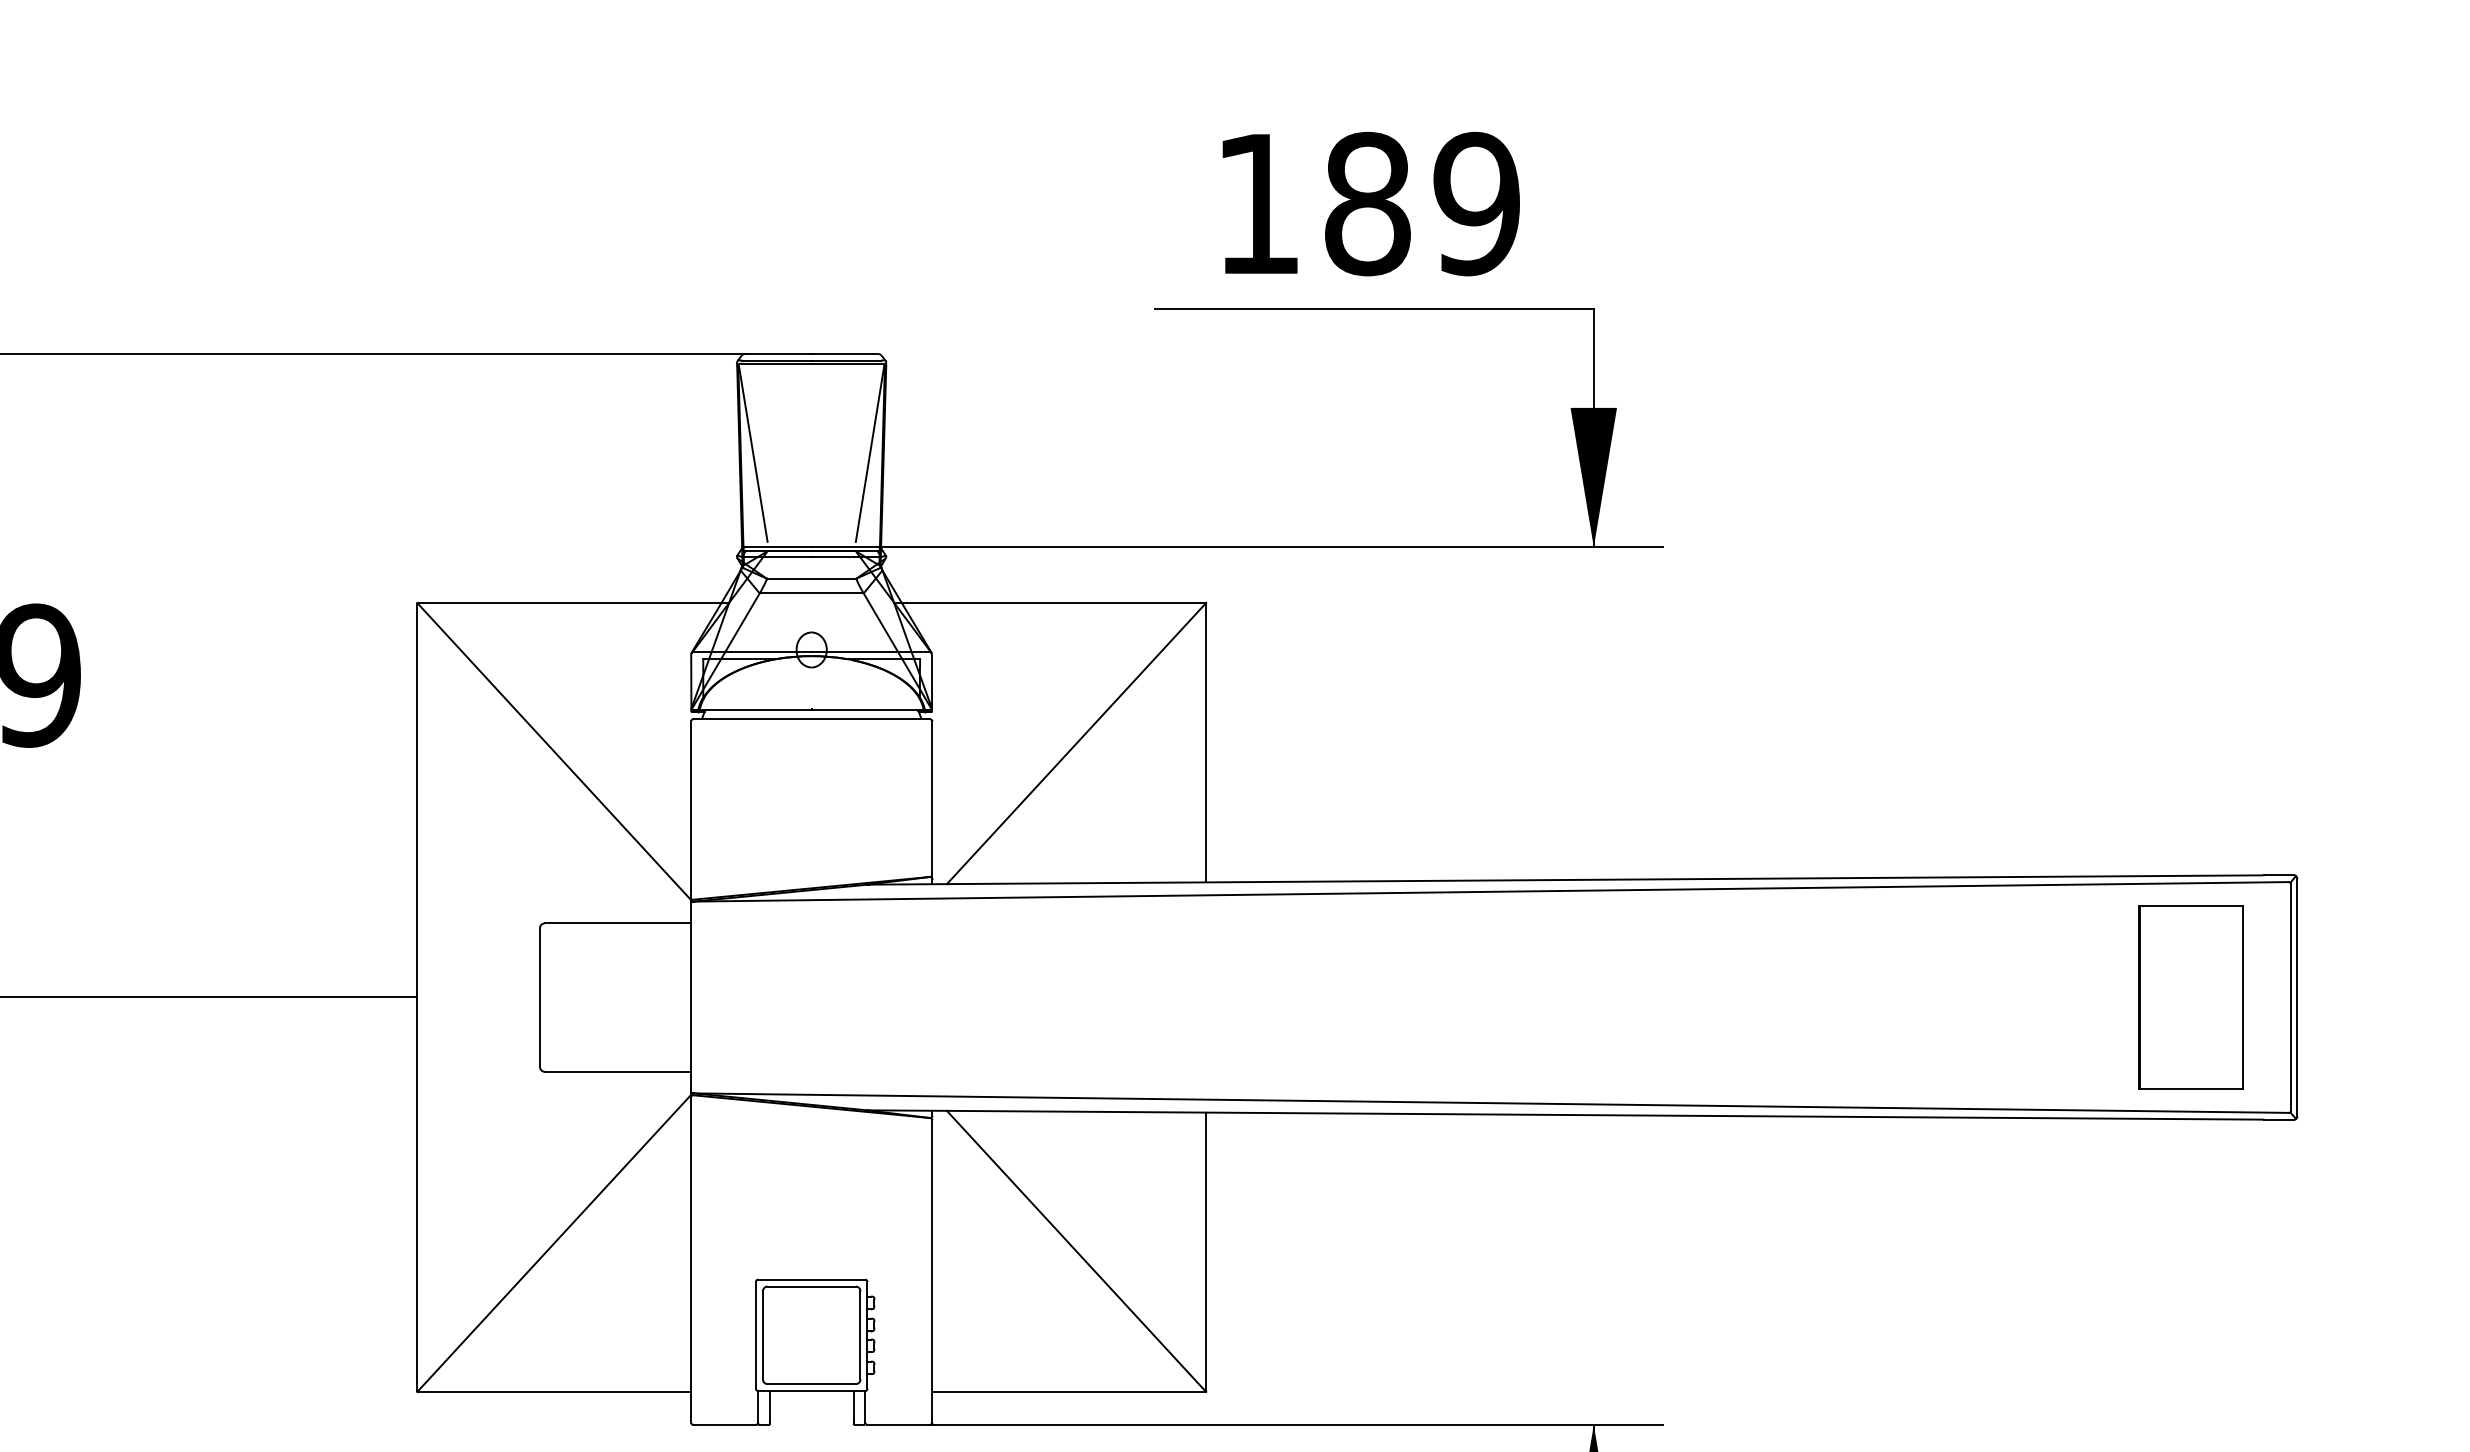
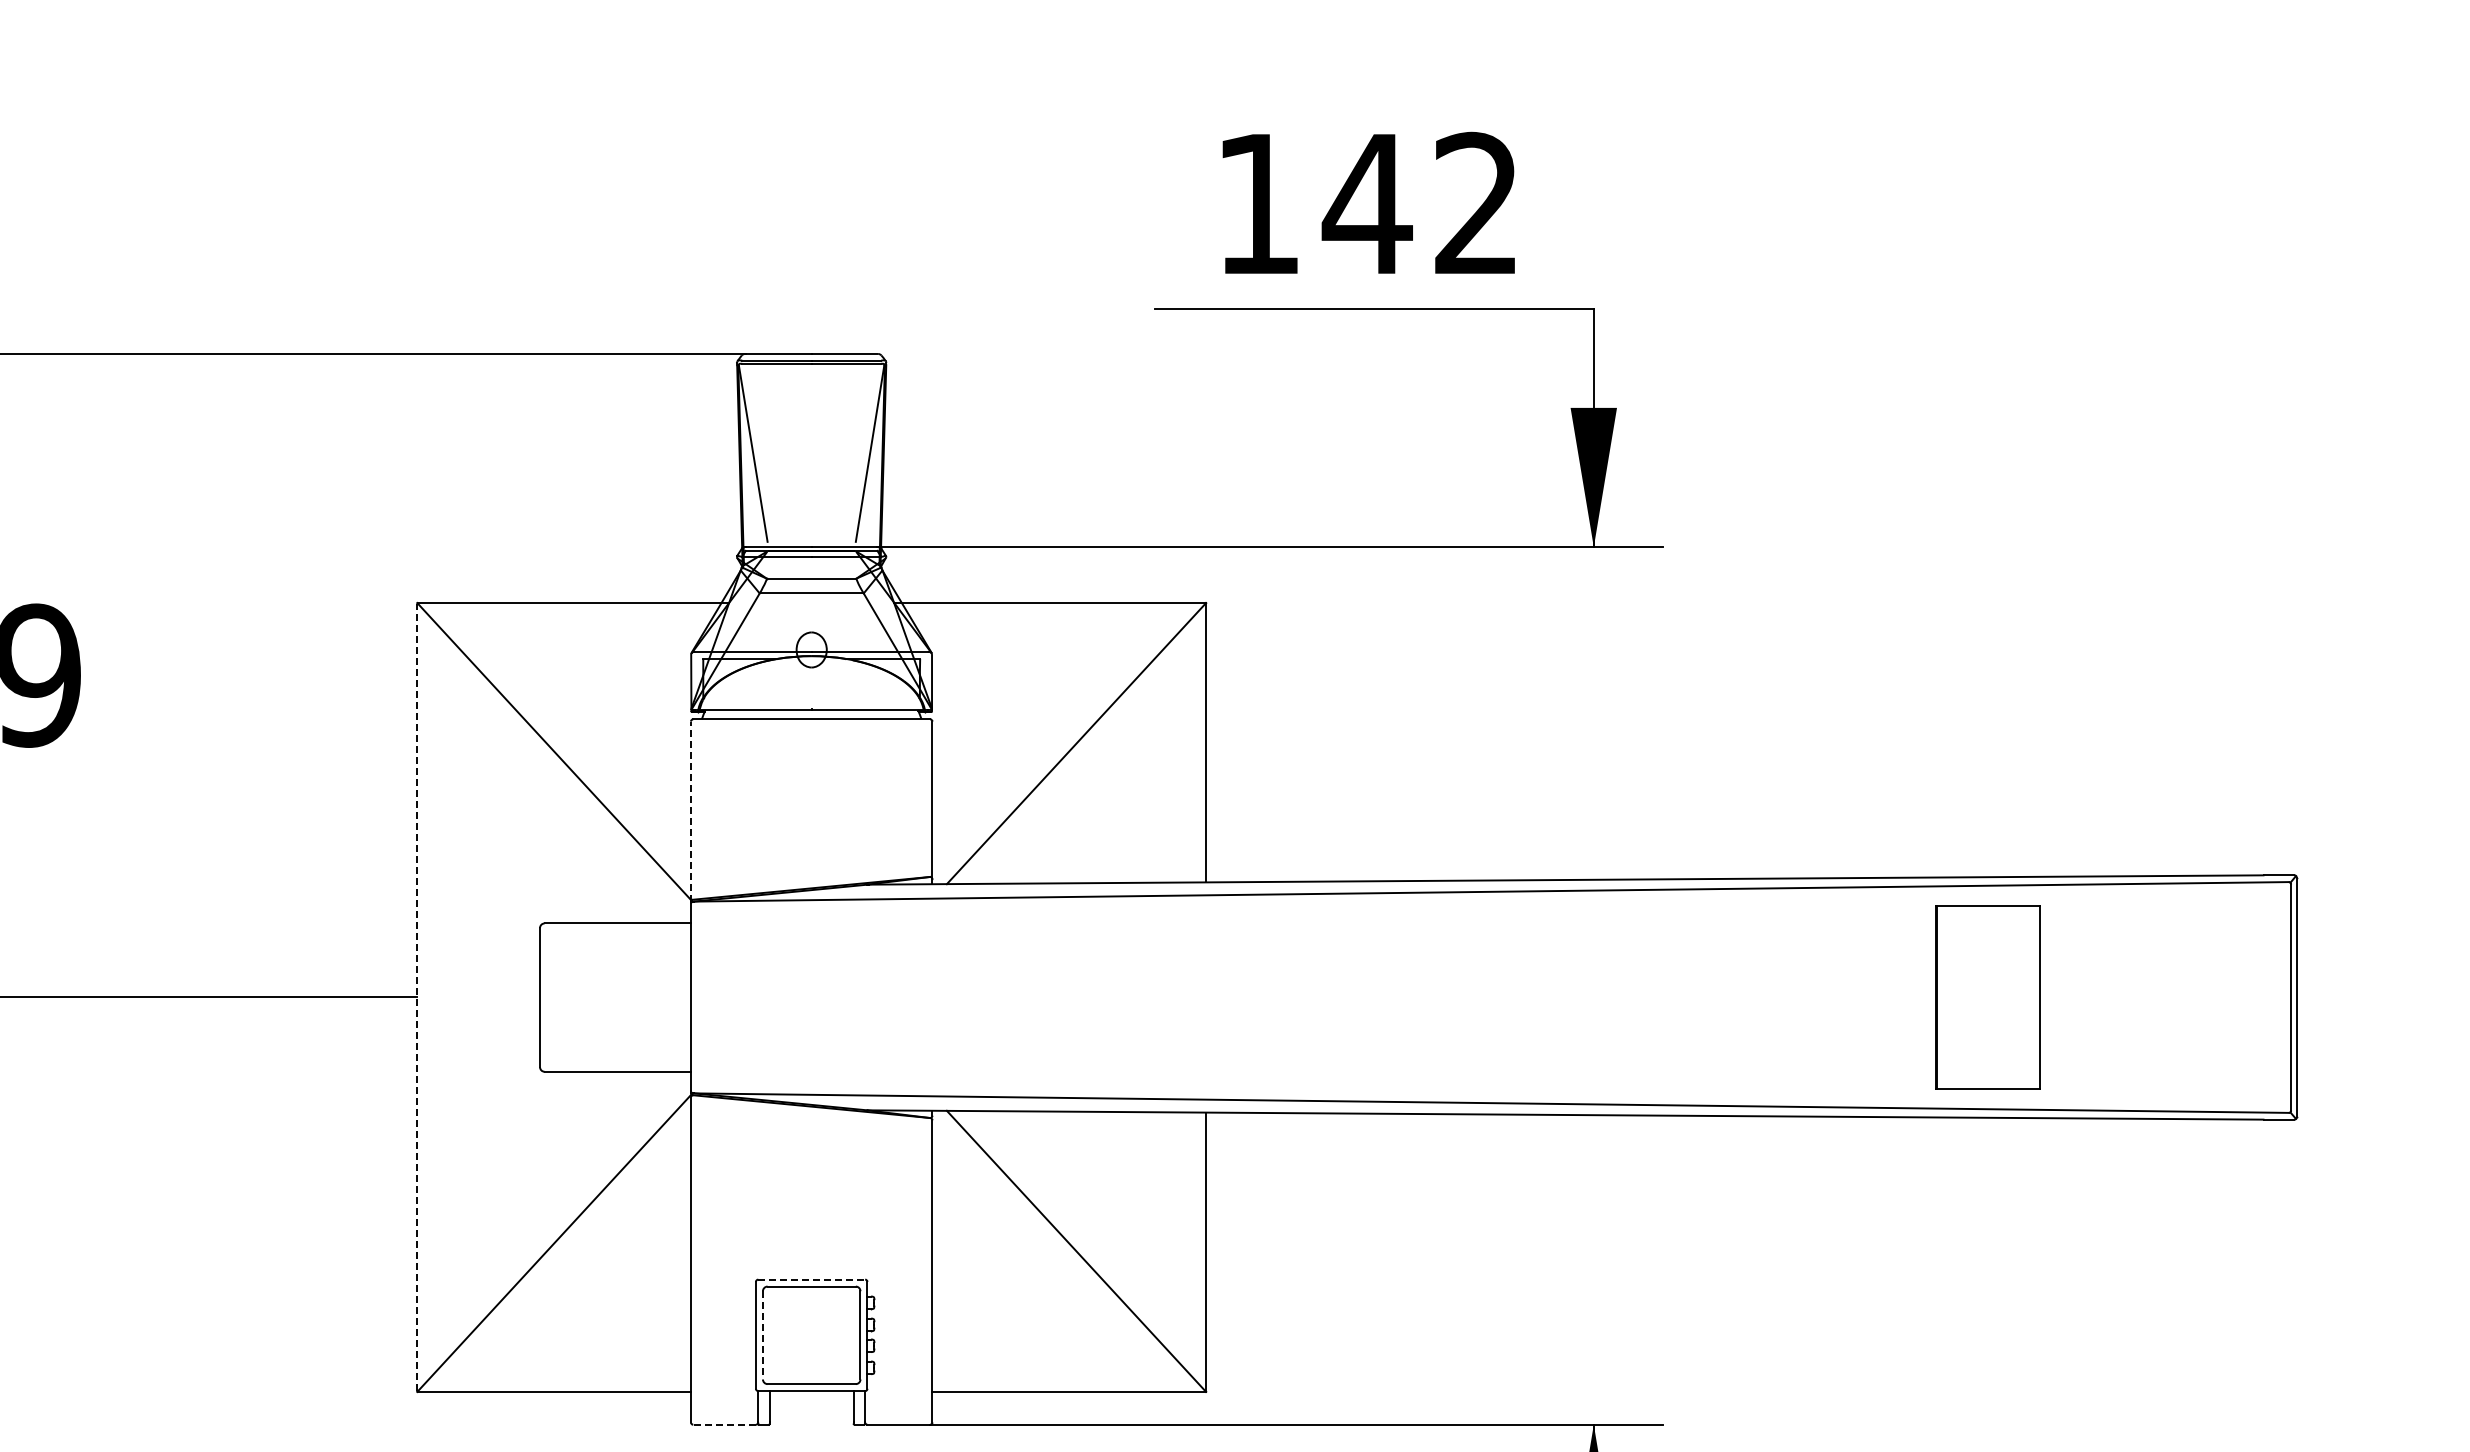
text: 189 -> 142 (1420, 203)
line: solid -> dashed (690, 811)
line: solid -> dashed (416, 997)
part position: (2190, 997) -> (1987, 997) (1987, 997)
line: solid -> dashed (812, 1279)
line: solid -> dashed (762, 1335)
line: solid -> dashed (724, 1424)
